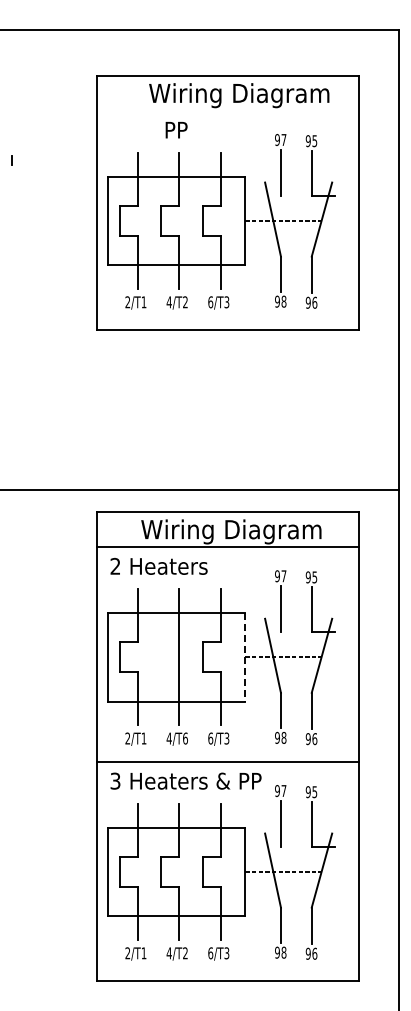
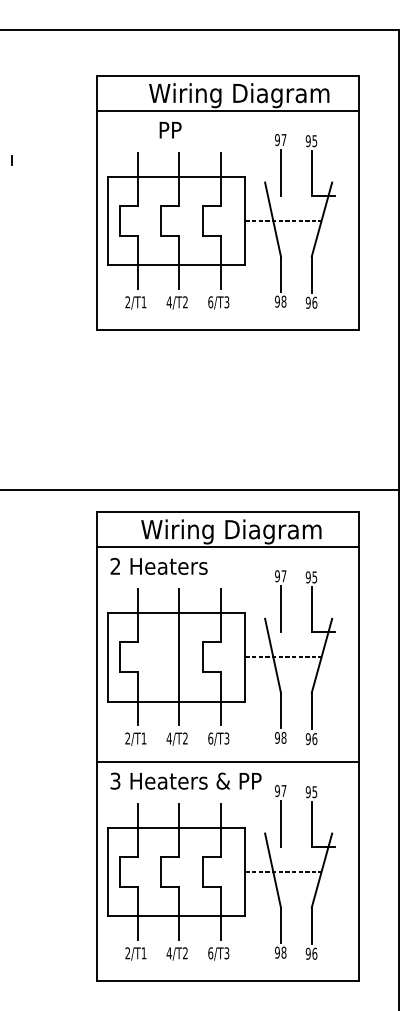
line: none -> present (227, 111)
text position: (176, 130) -> (170, 130) (170, 130)
line: dashed -> solid (245, 657)
text: 4/T6 -> 4/T2 (185, 738)
